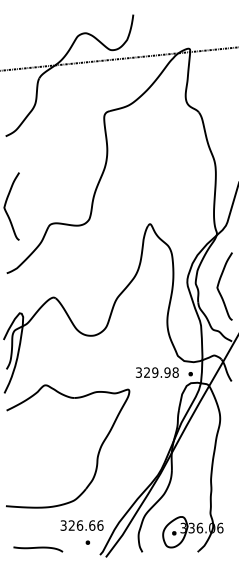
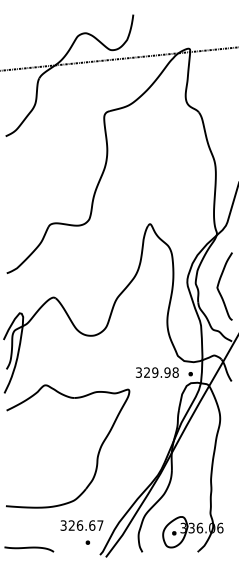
curve: present -> none (6, 204)
text: 326.66 -> 326.67 (100, 525)
curve position: (38, 548) -> (29, 548) (29, 548)
